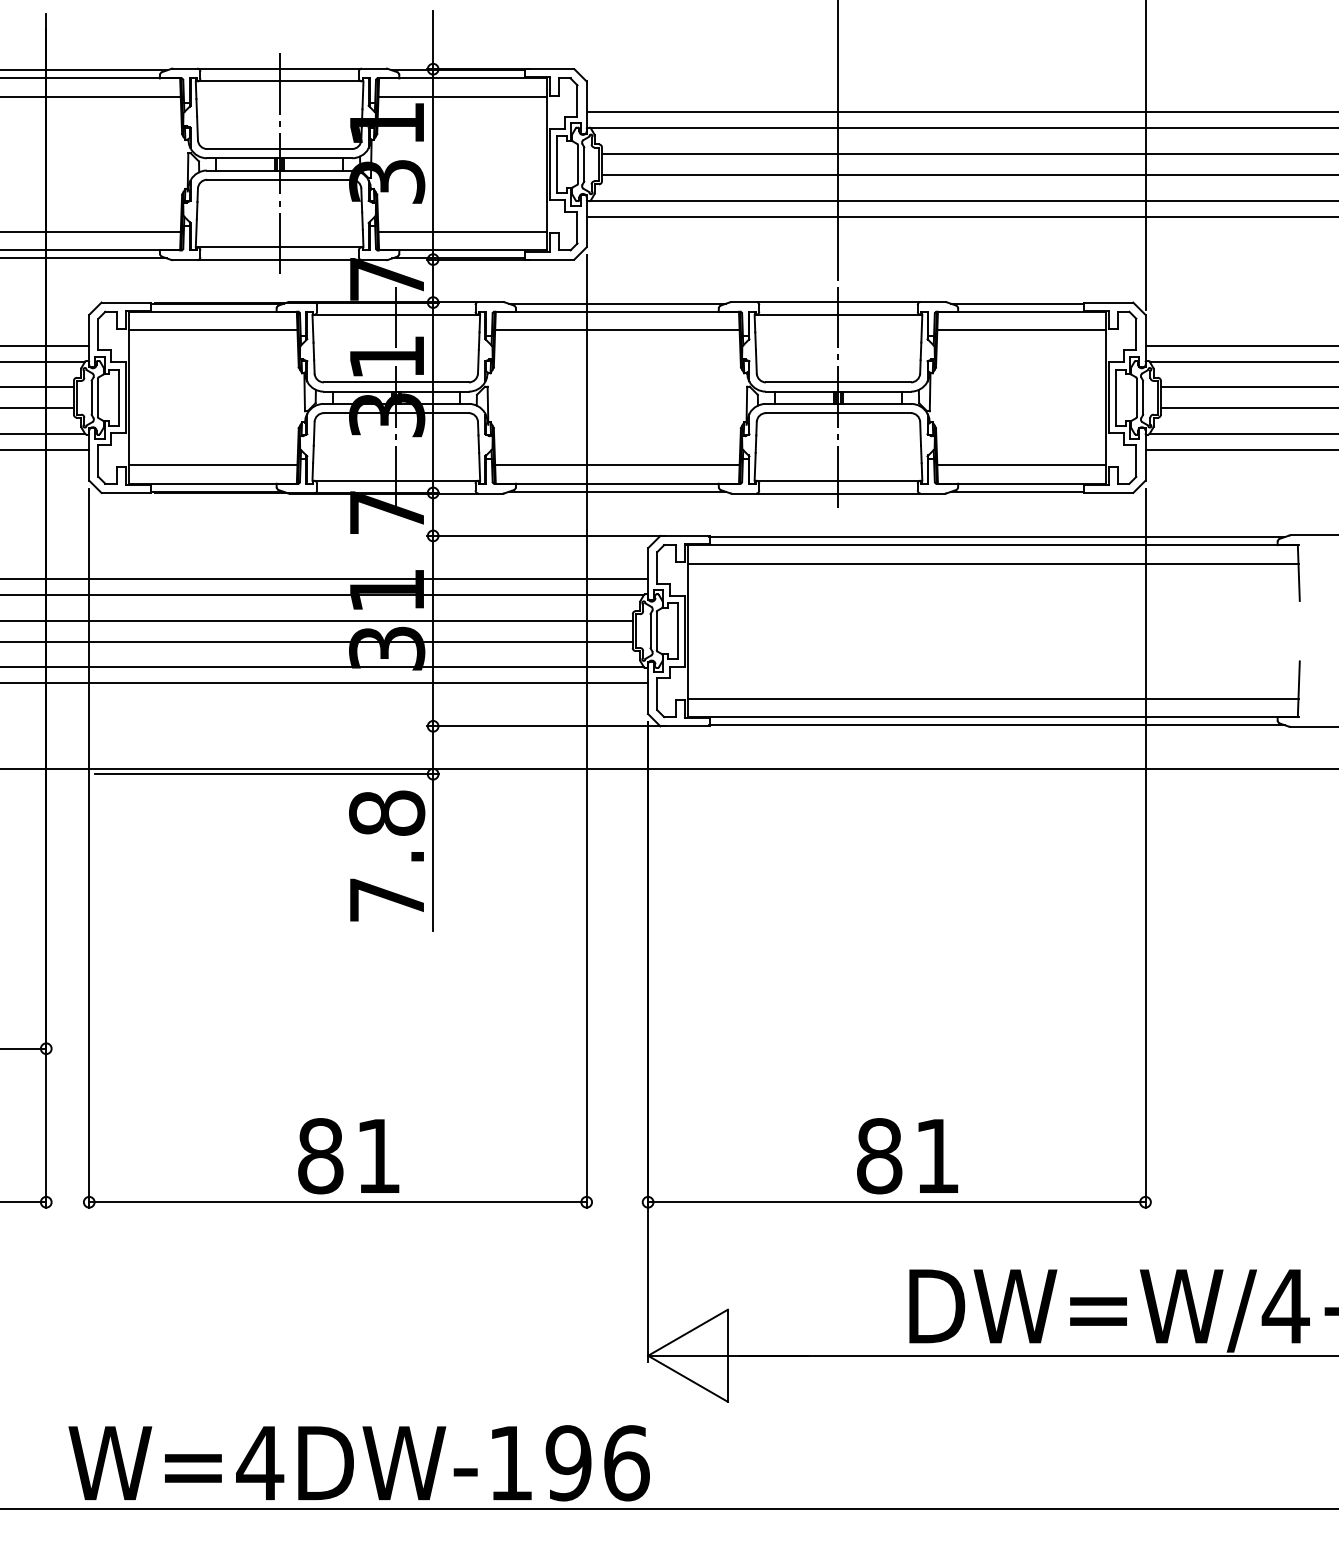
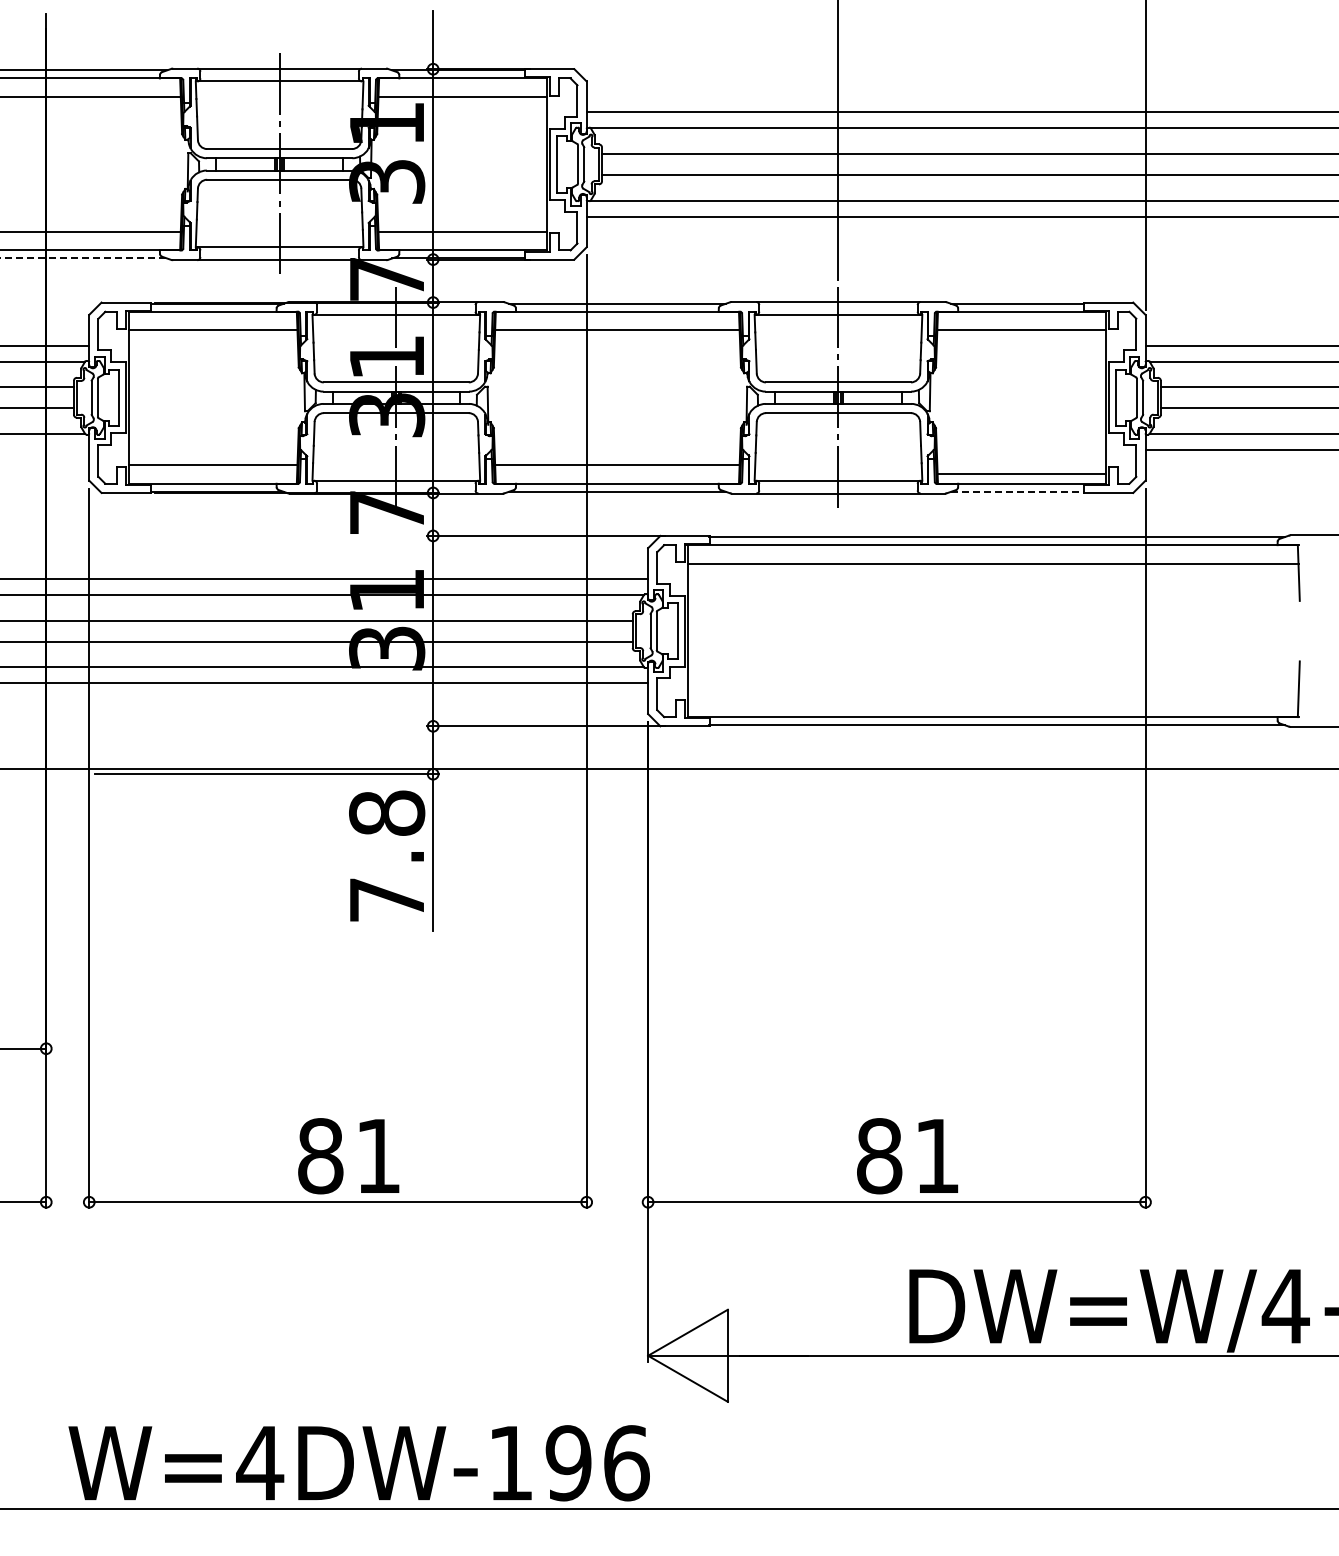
line: solid -> dashed (84, 258)
line: present -> none (45, 449)
line position: (1021, 465) -> (1021, 474) (1021, 474)
line: solid -> dashed (1017, 491)
line: present -> none (993, 698)
